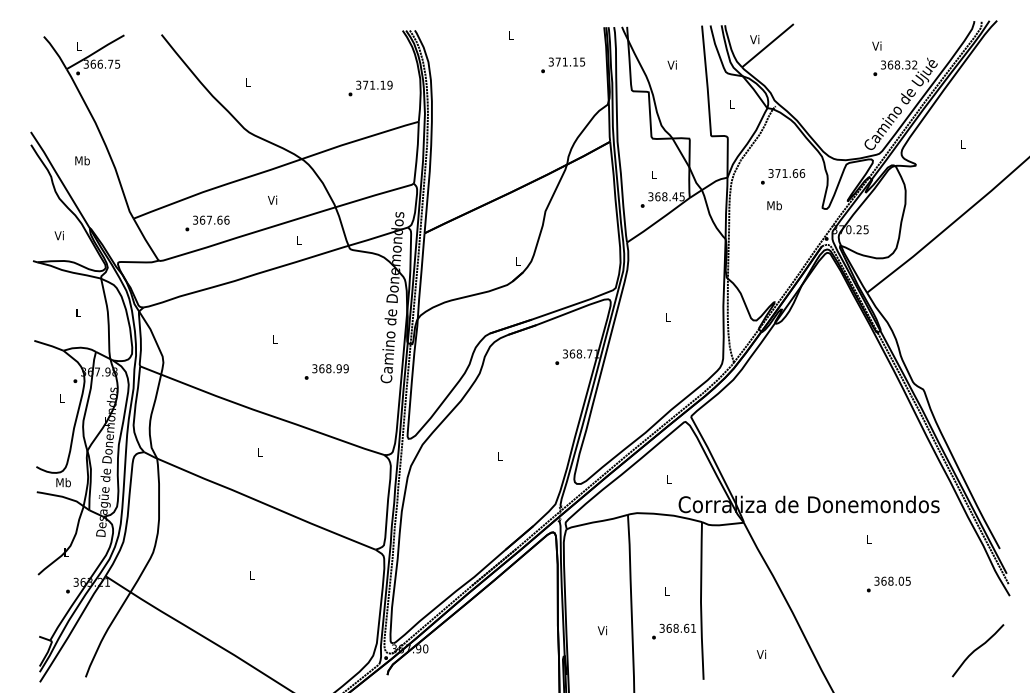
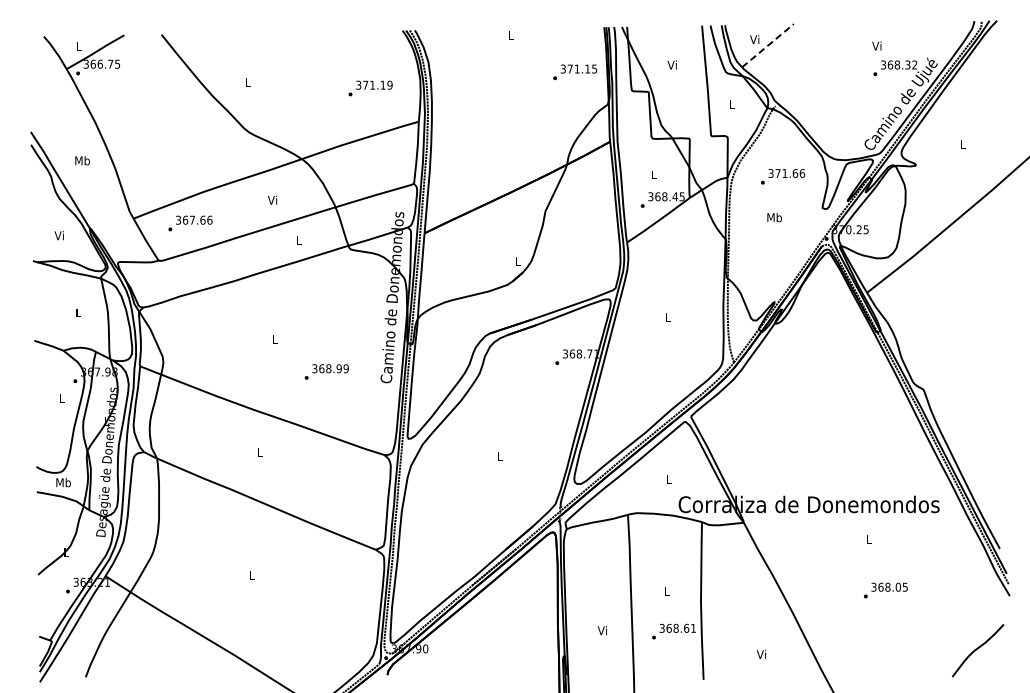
line: solid -> dashed (767, 45)
text position: (563, 65) -> (575, 72) (575, 72)
text position: (774, 205) -> (774, 217) (774, 217)
text position: (207, 223) -> (190, 223) (190, 223)
text position: (888, 584) -> (885, 590) (885, 590)
